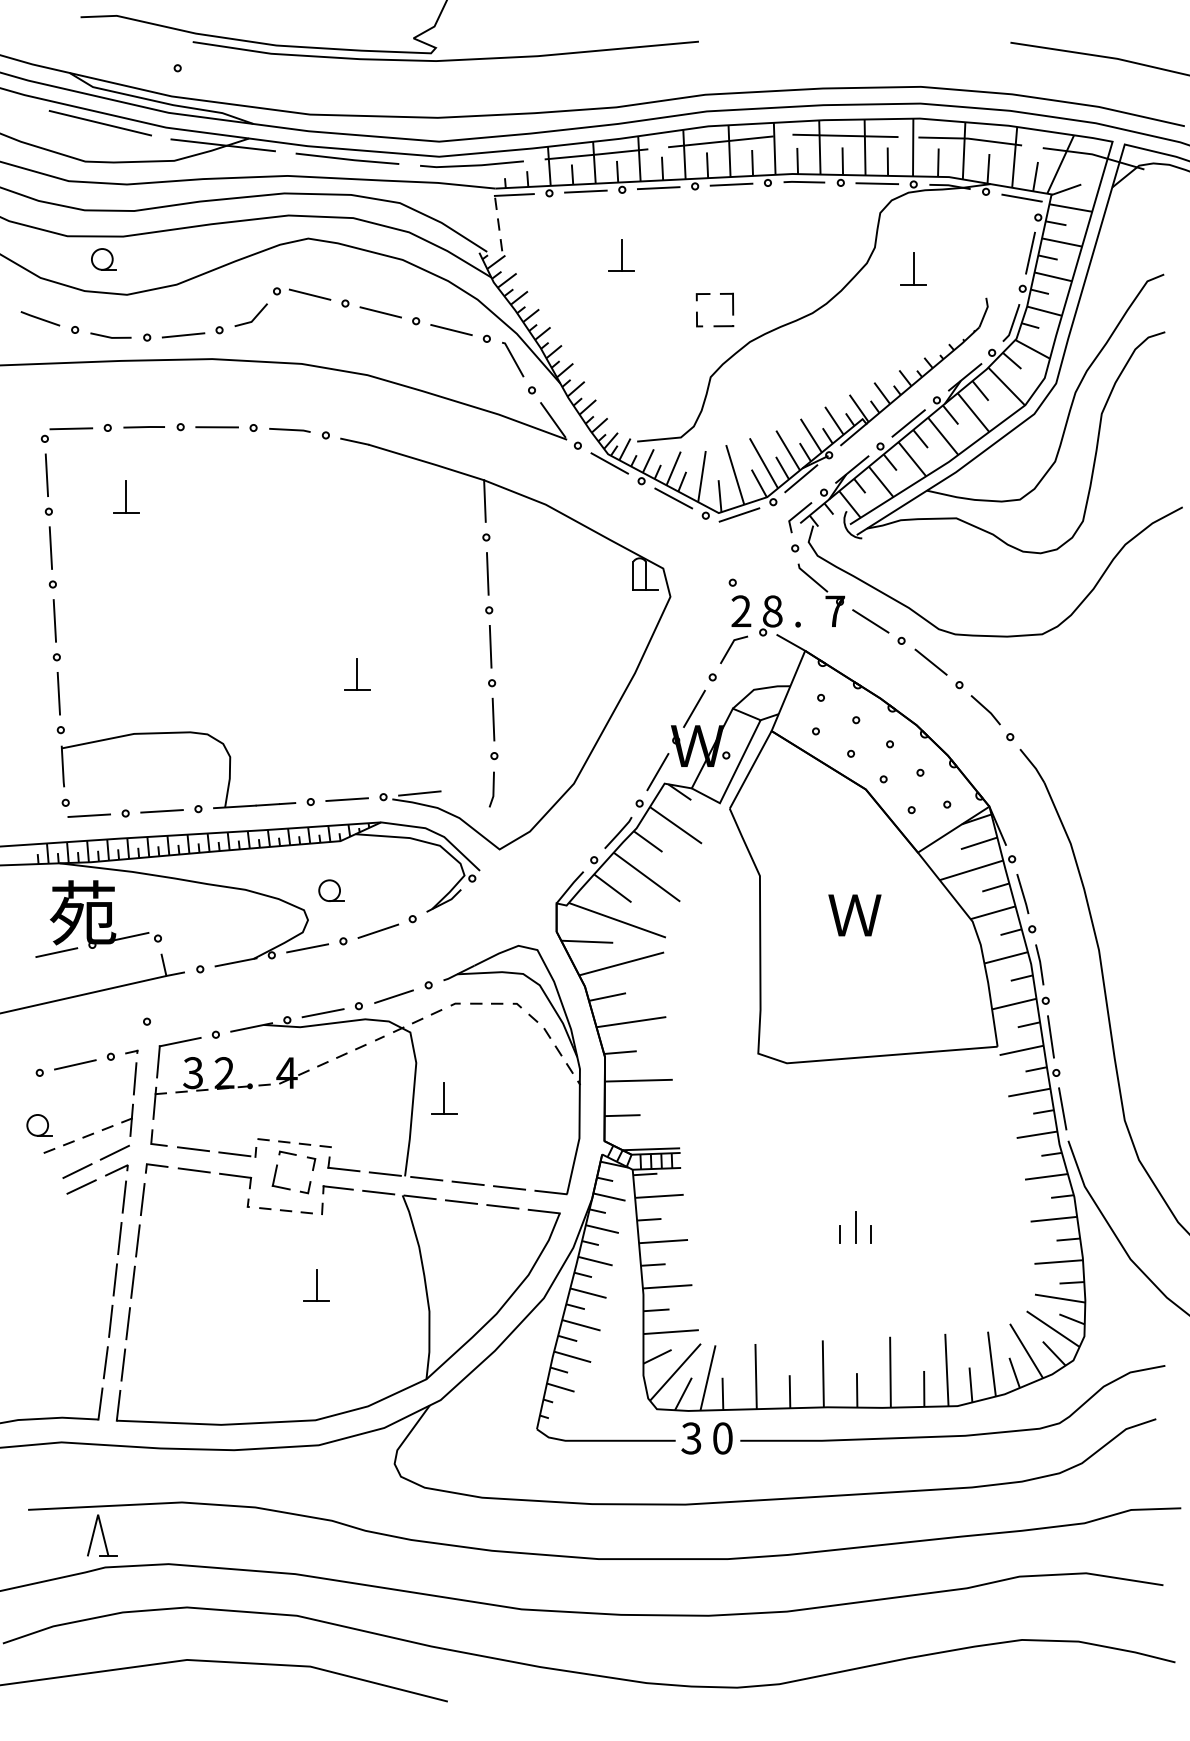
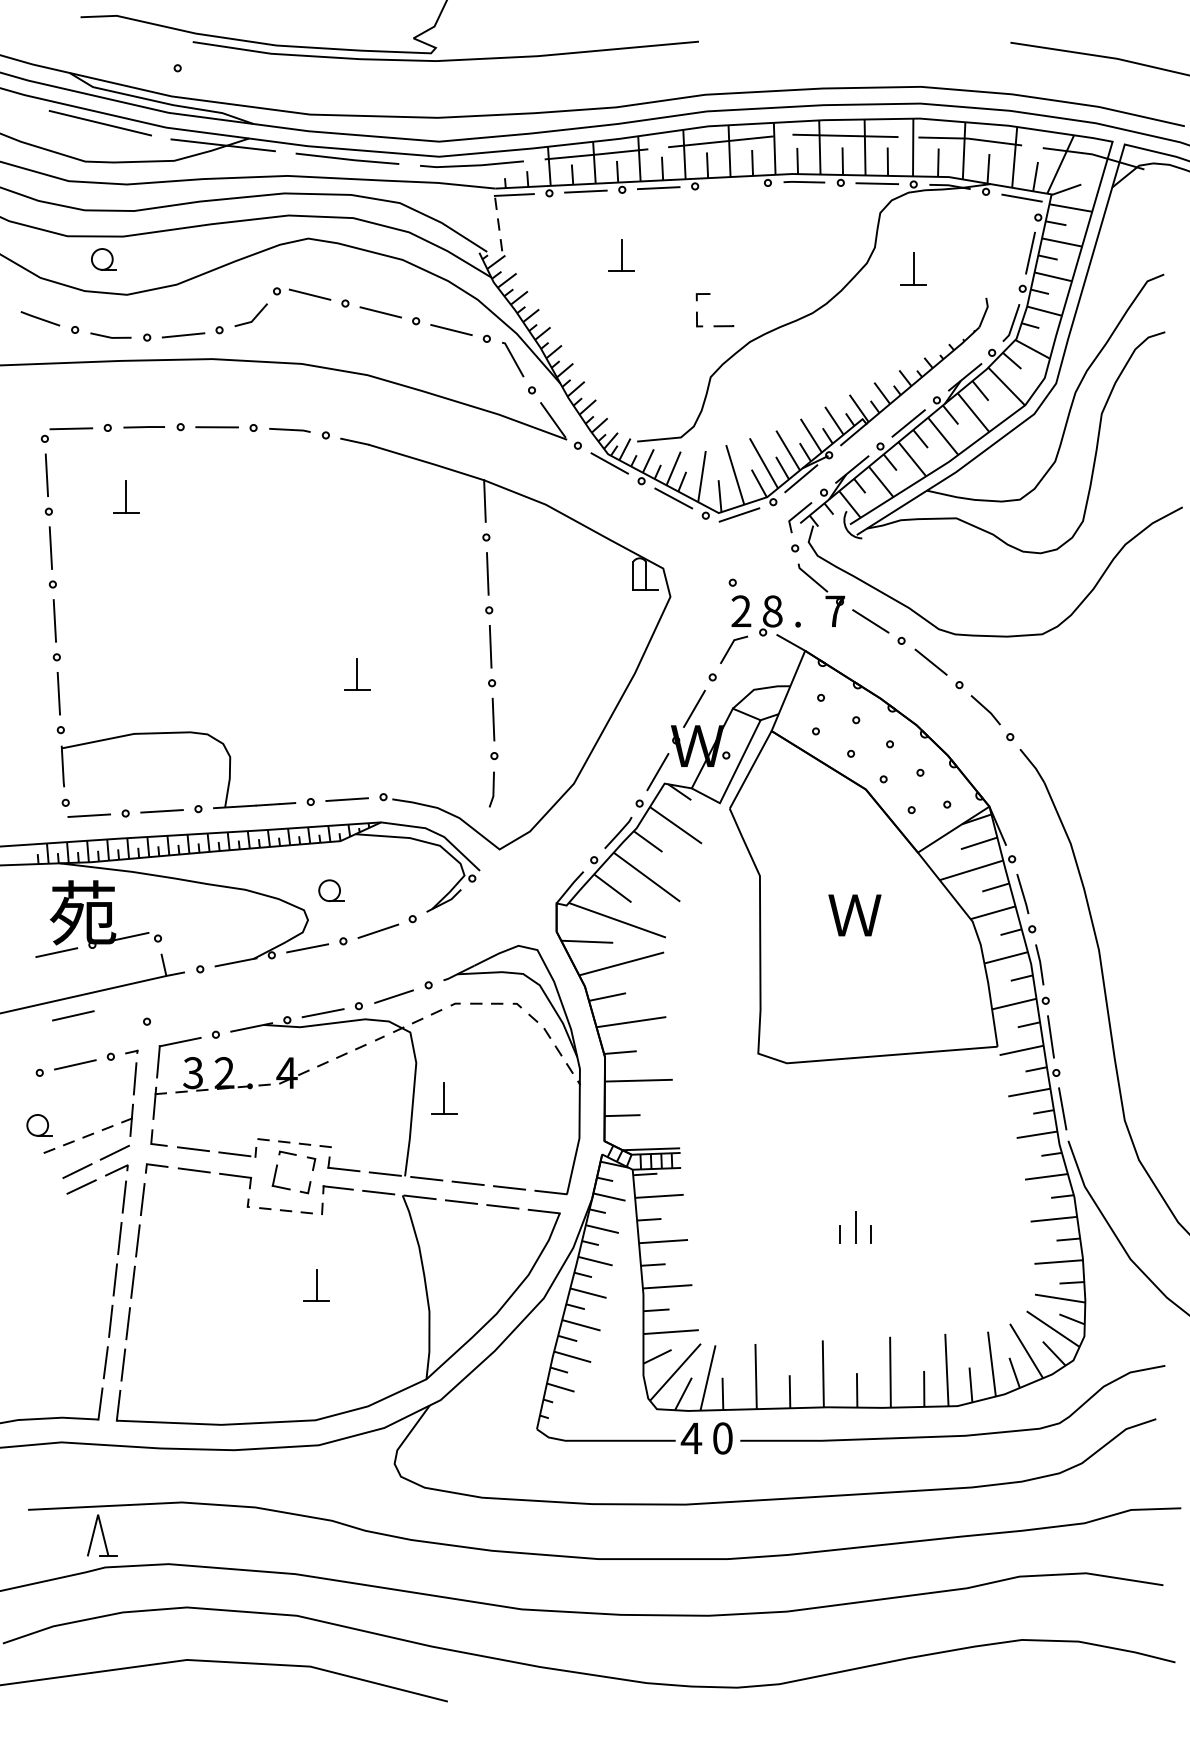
line: present -> none (731, 184)
part: present -> none (727, 303)
line: present -> none (419, 793)
line: none -> present (73, 1015)
text: 3 -> 4 (691, 1438)
